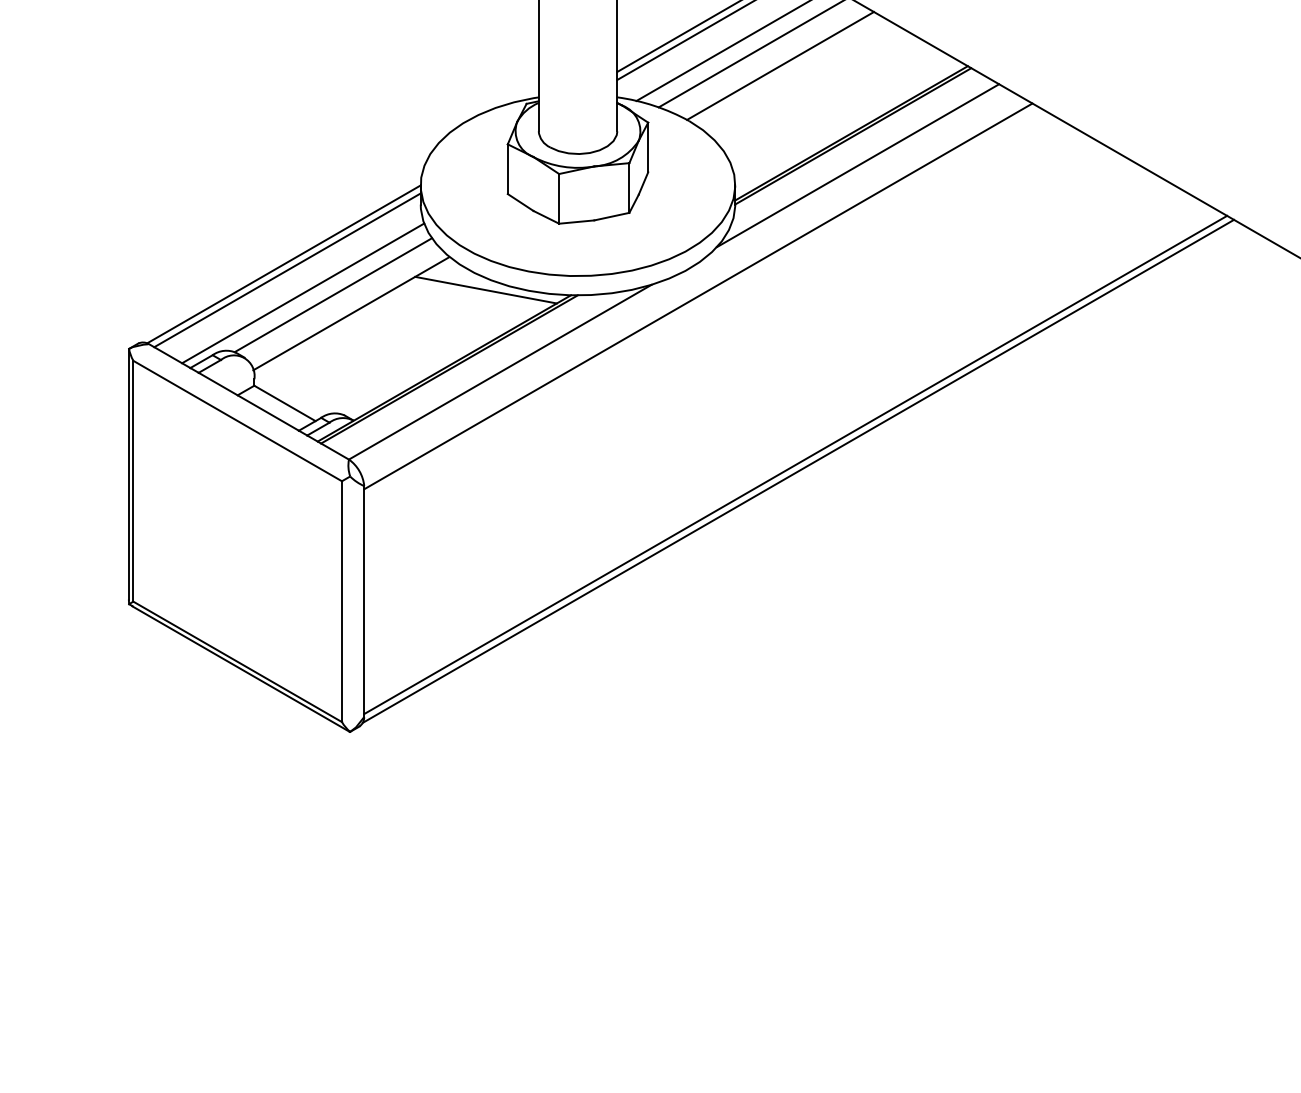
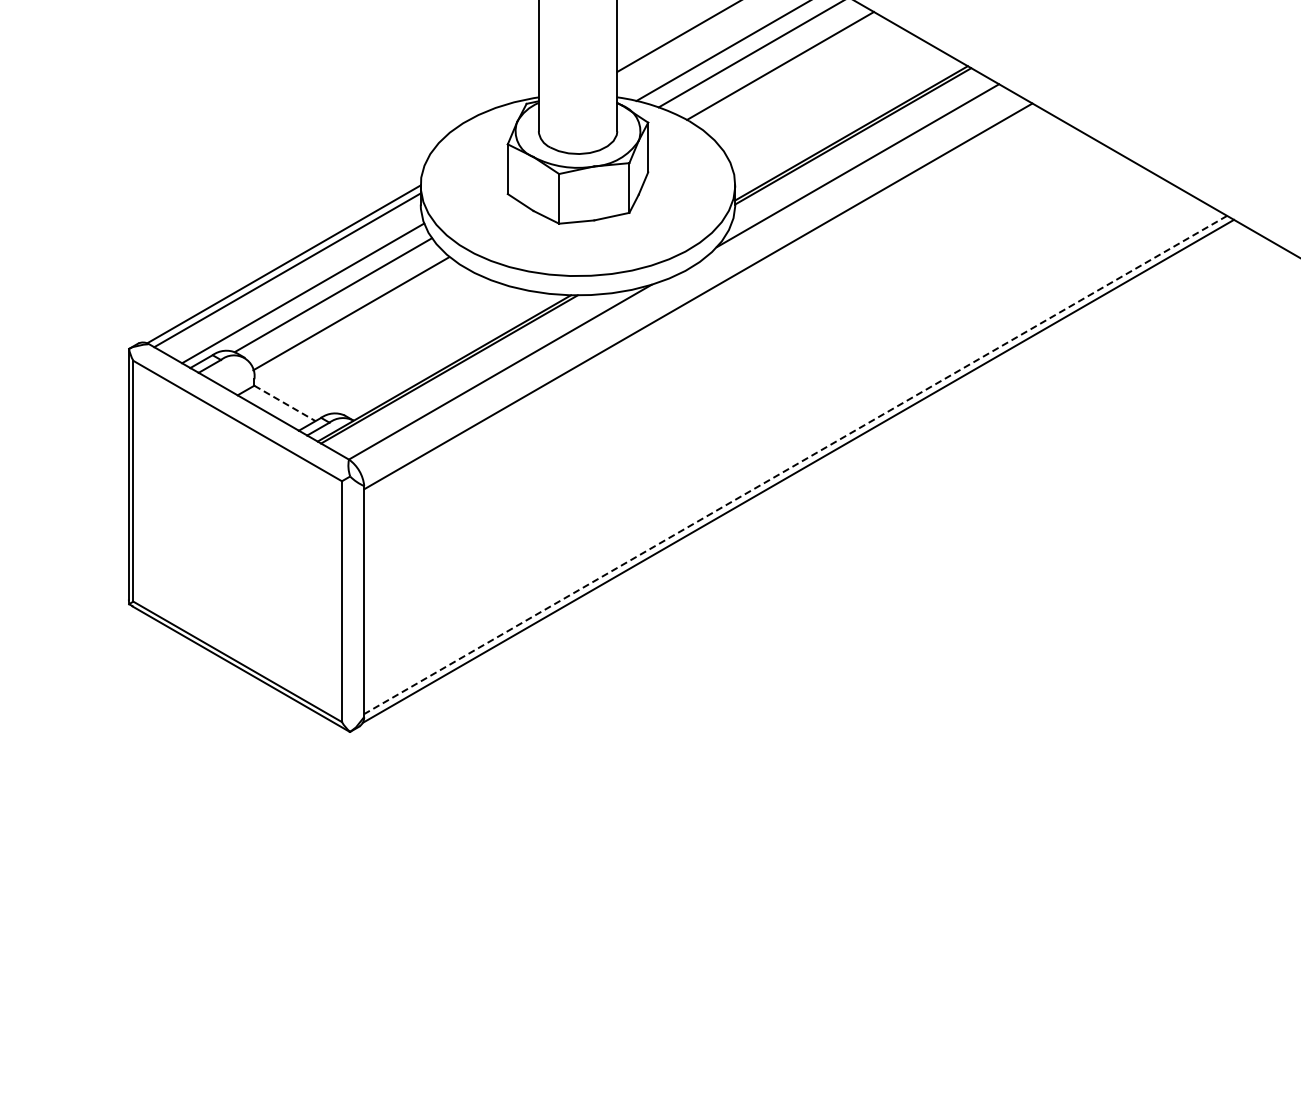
line: present -> none (684, 40)
line: present -> none (485, 289)
line: solid -> dashed (285, 403)
line: solid -> dashed (795, 465)
